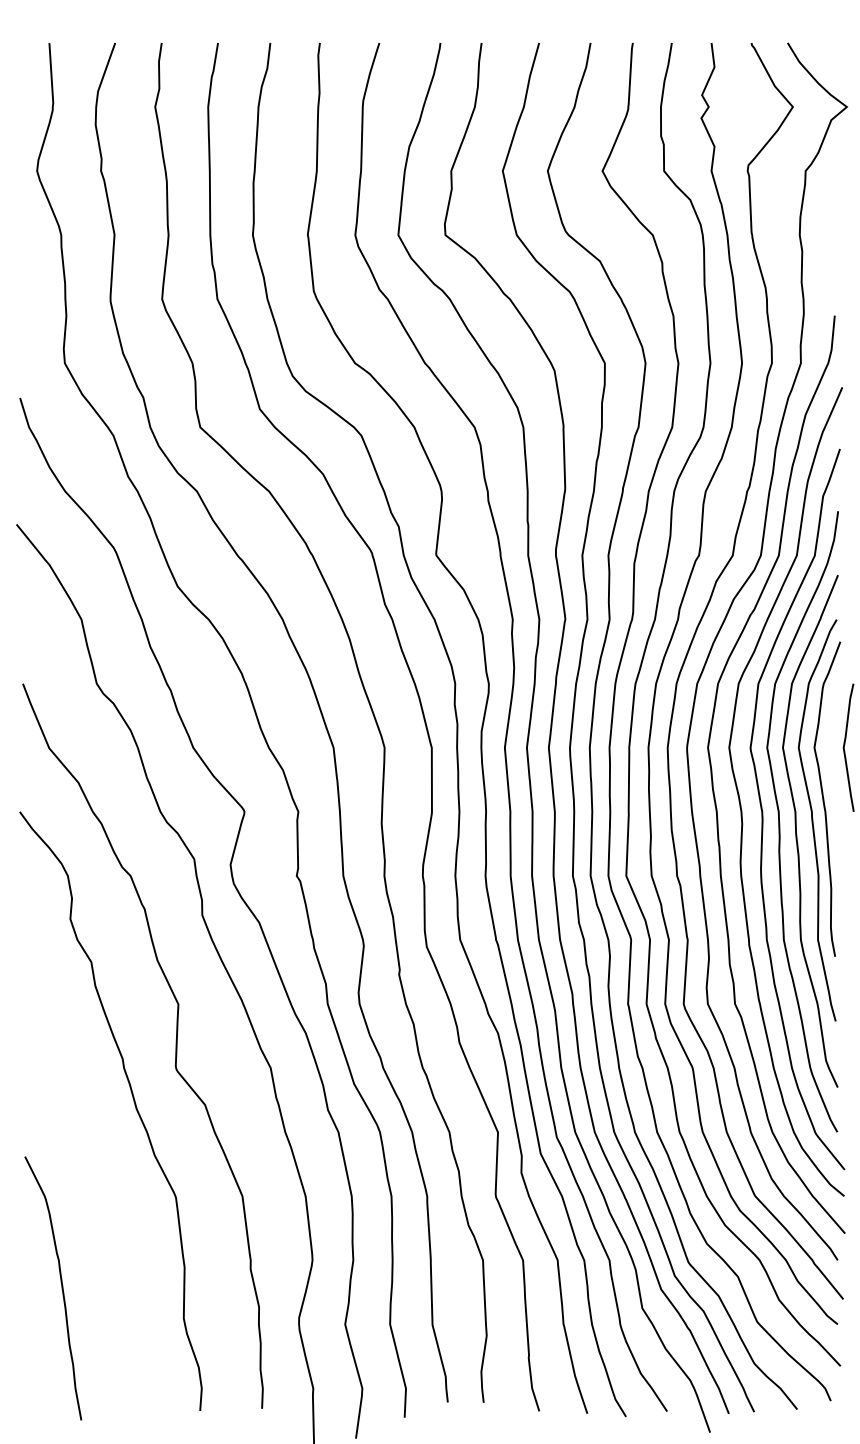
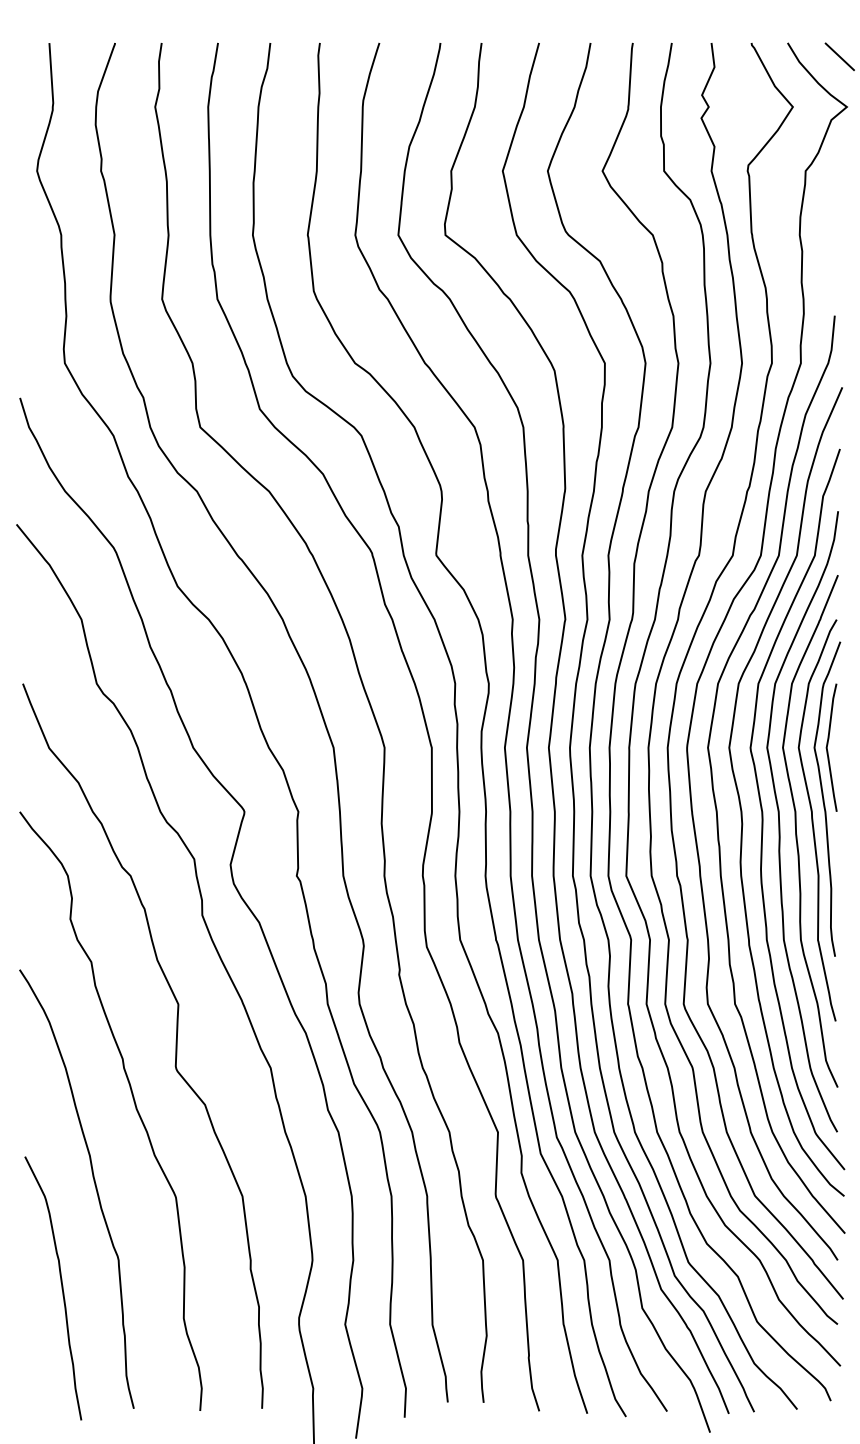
line: none -> present (839, 56)
curve position: (844, 747) -> (827, 747) (827, 747)
curve: none -> present (94, 1185)
